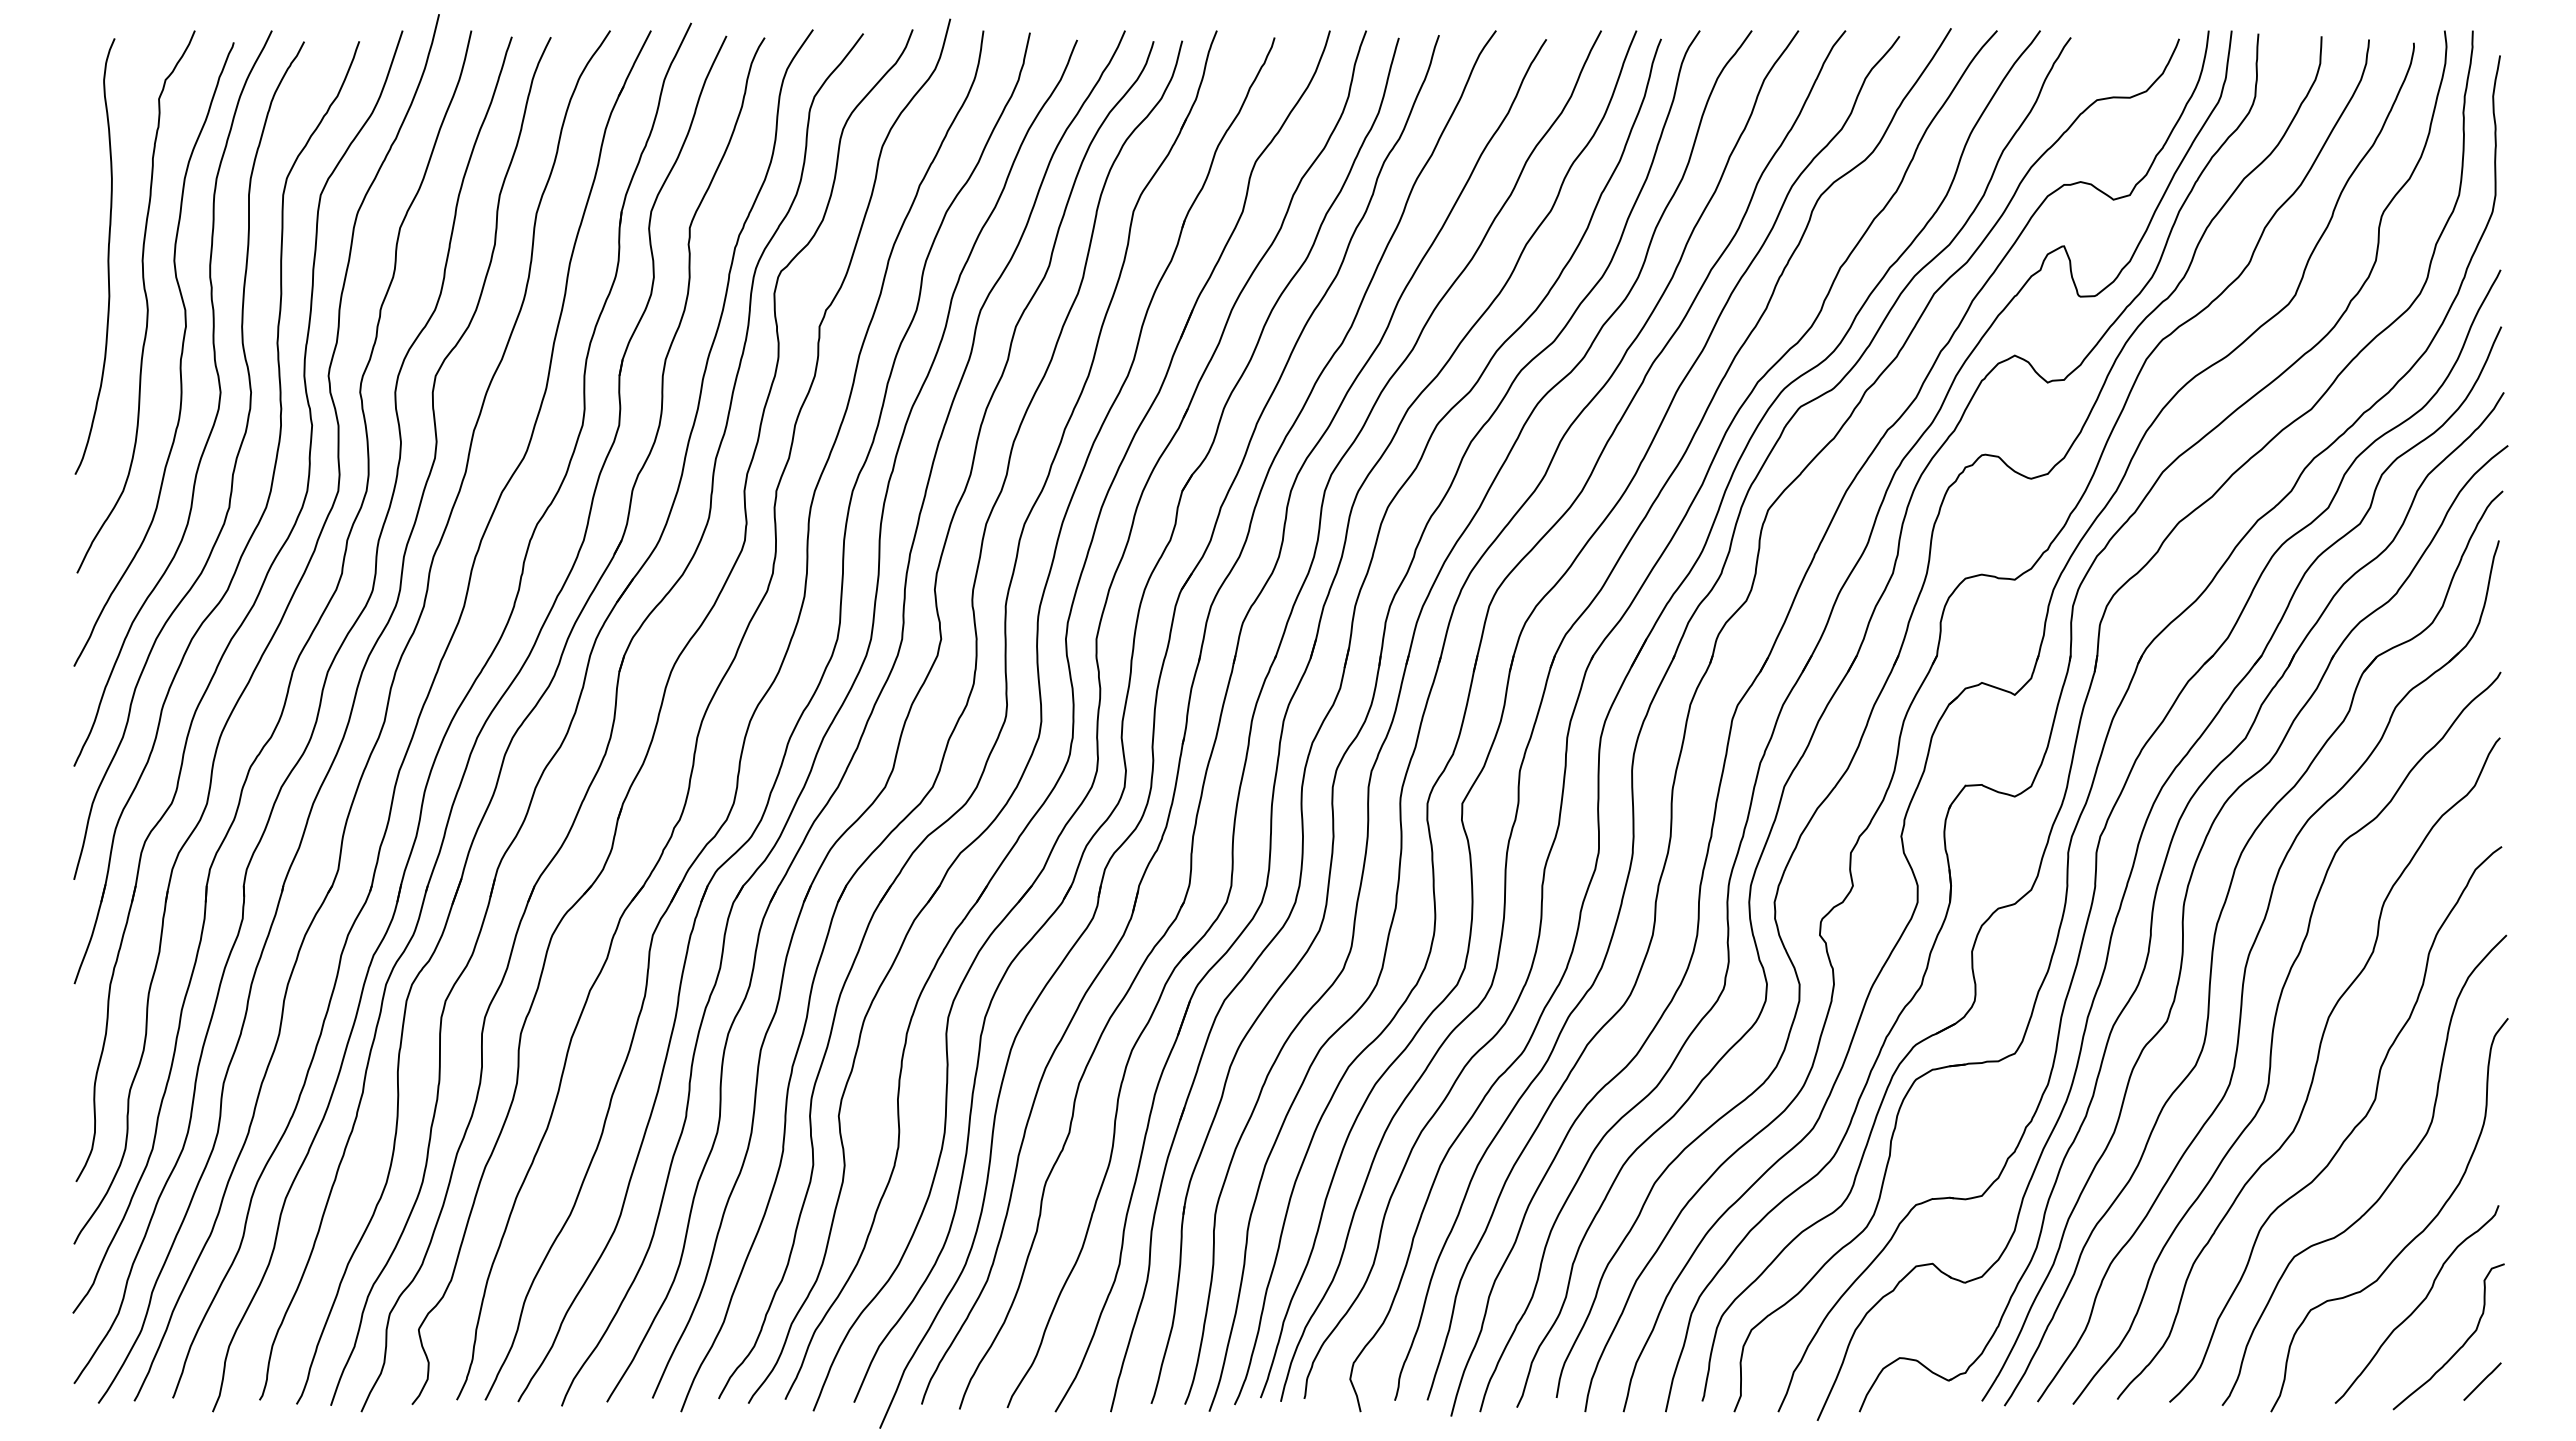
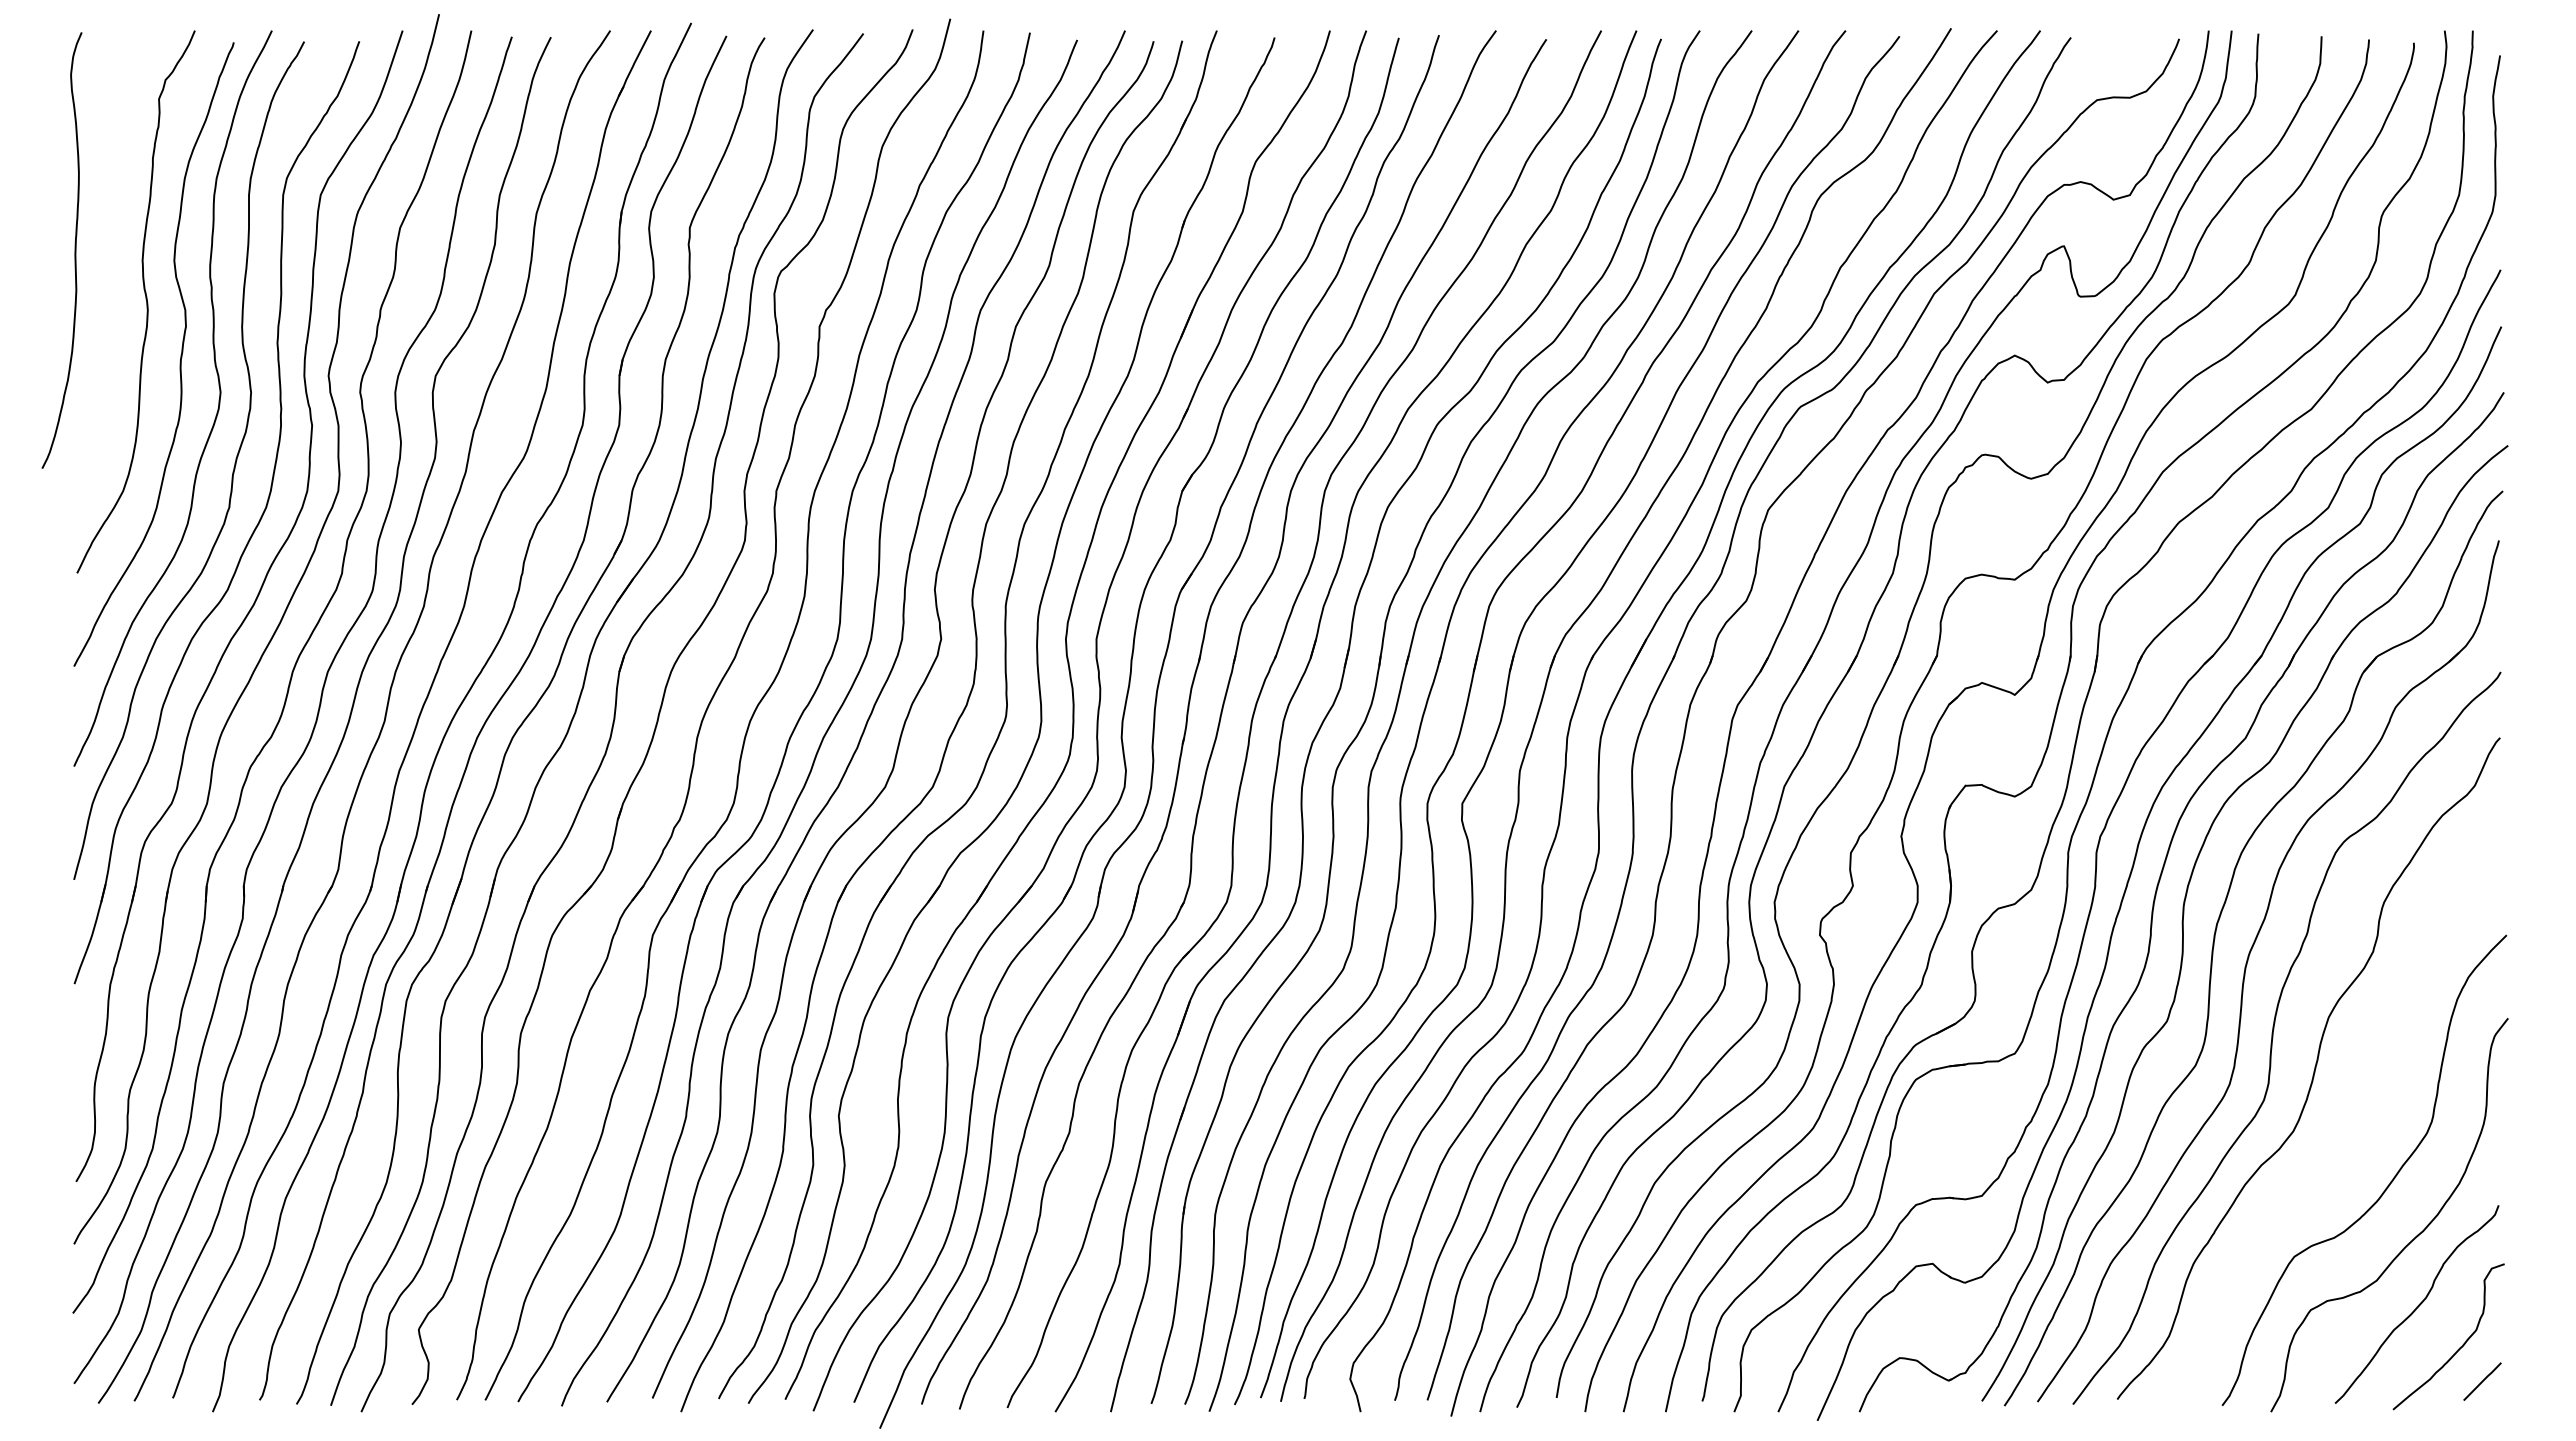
curve position: (107, 256) -> (74, 250) (74, 250)
curve: present -> none (2347, 1135)
